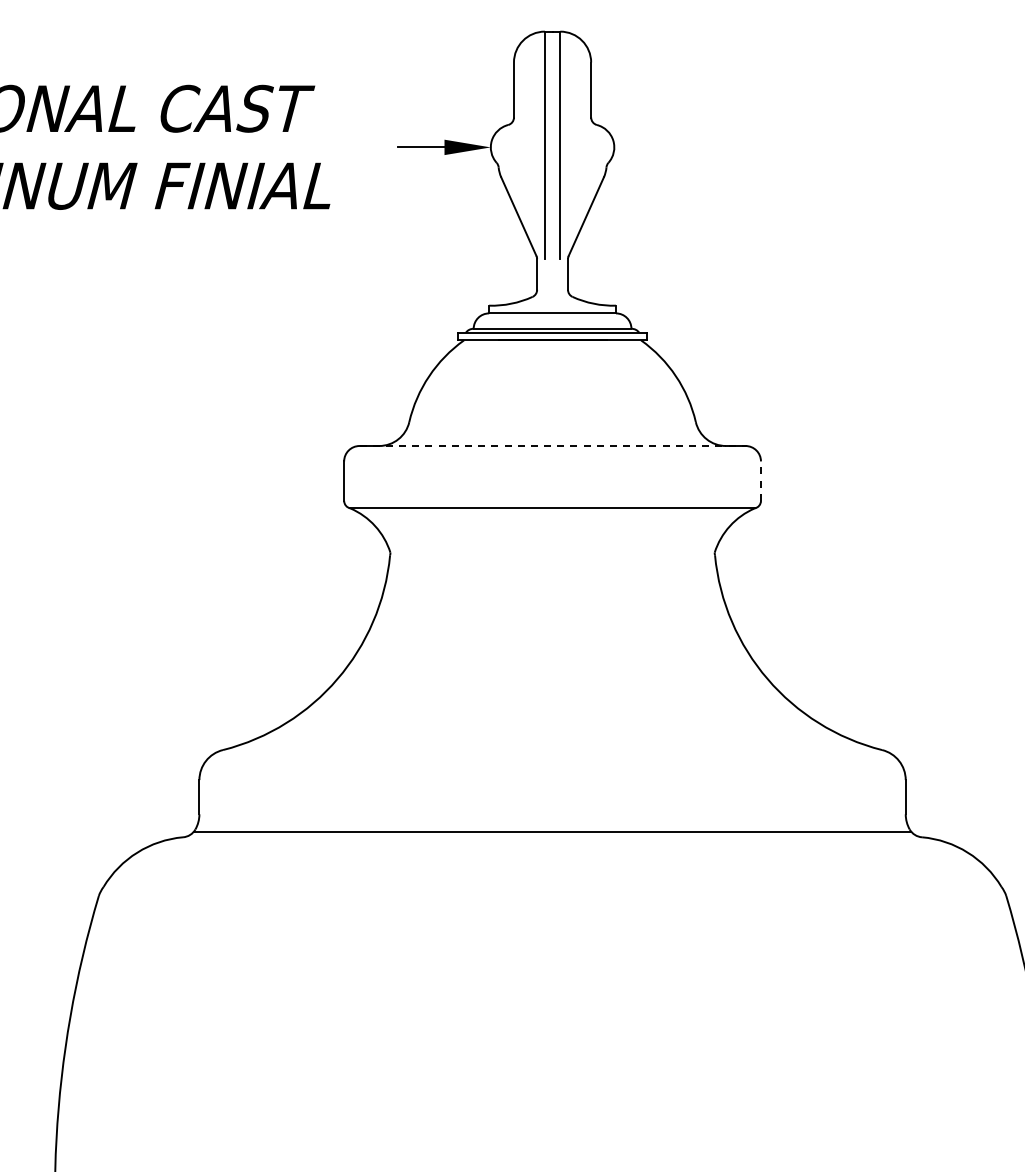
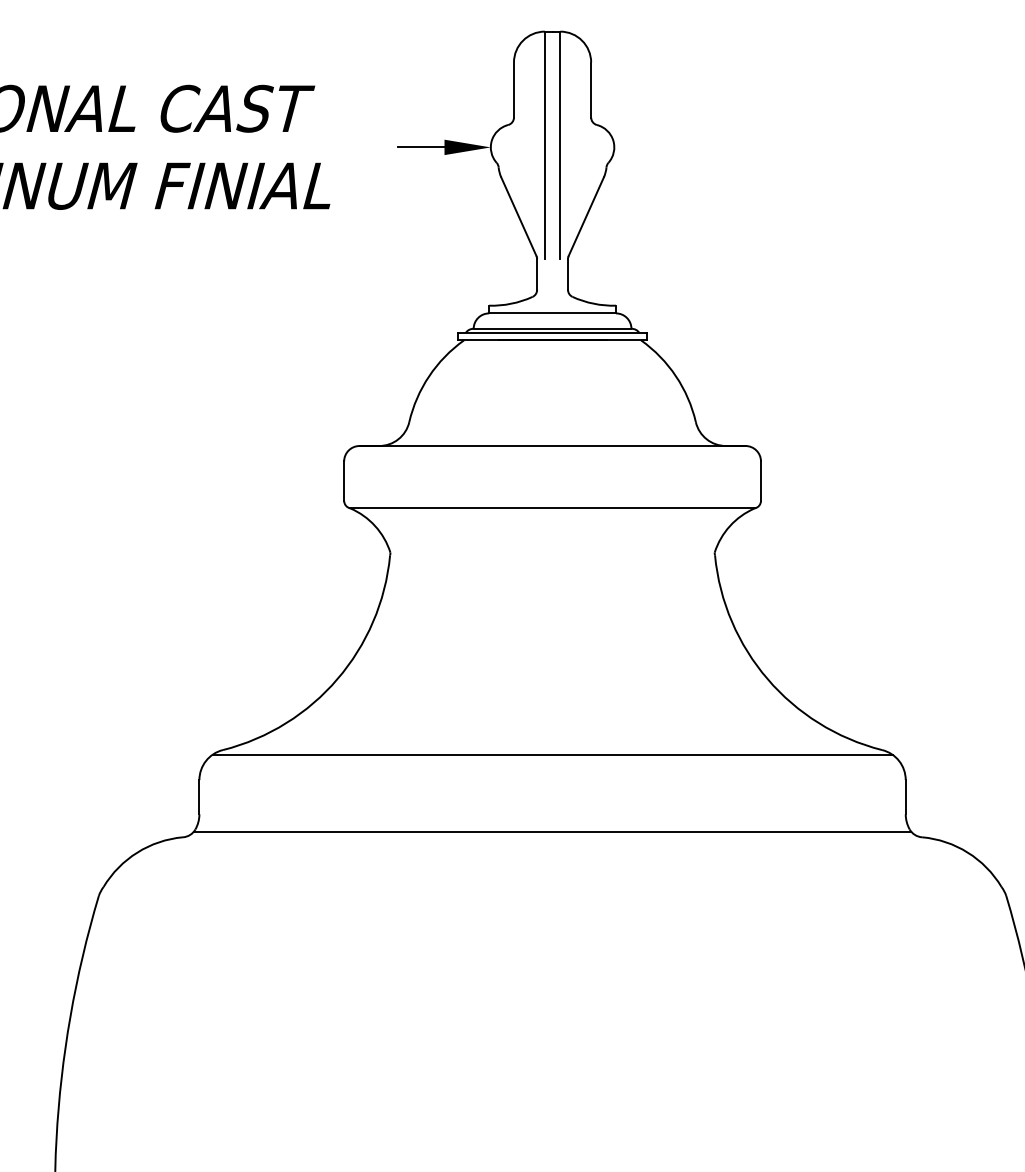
line: dashed -> solid (552, 446)
line: dashed -> solid (761, 481)
line: none -> present (552, 754)
